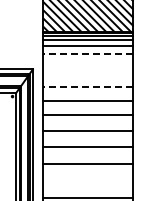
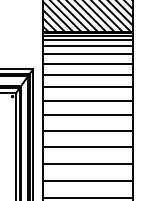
line: dashed -> solid (87, 54)
line: none -> present (88, 63)
line: none -> present (88, 74)
line: dashed -> solid (87, 87)
line: none -> present (88, 181)
